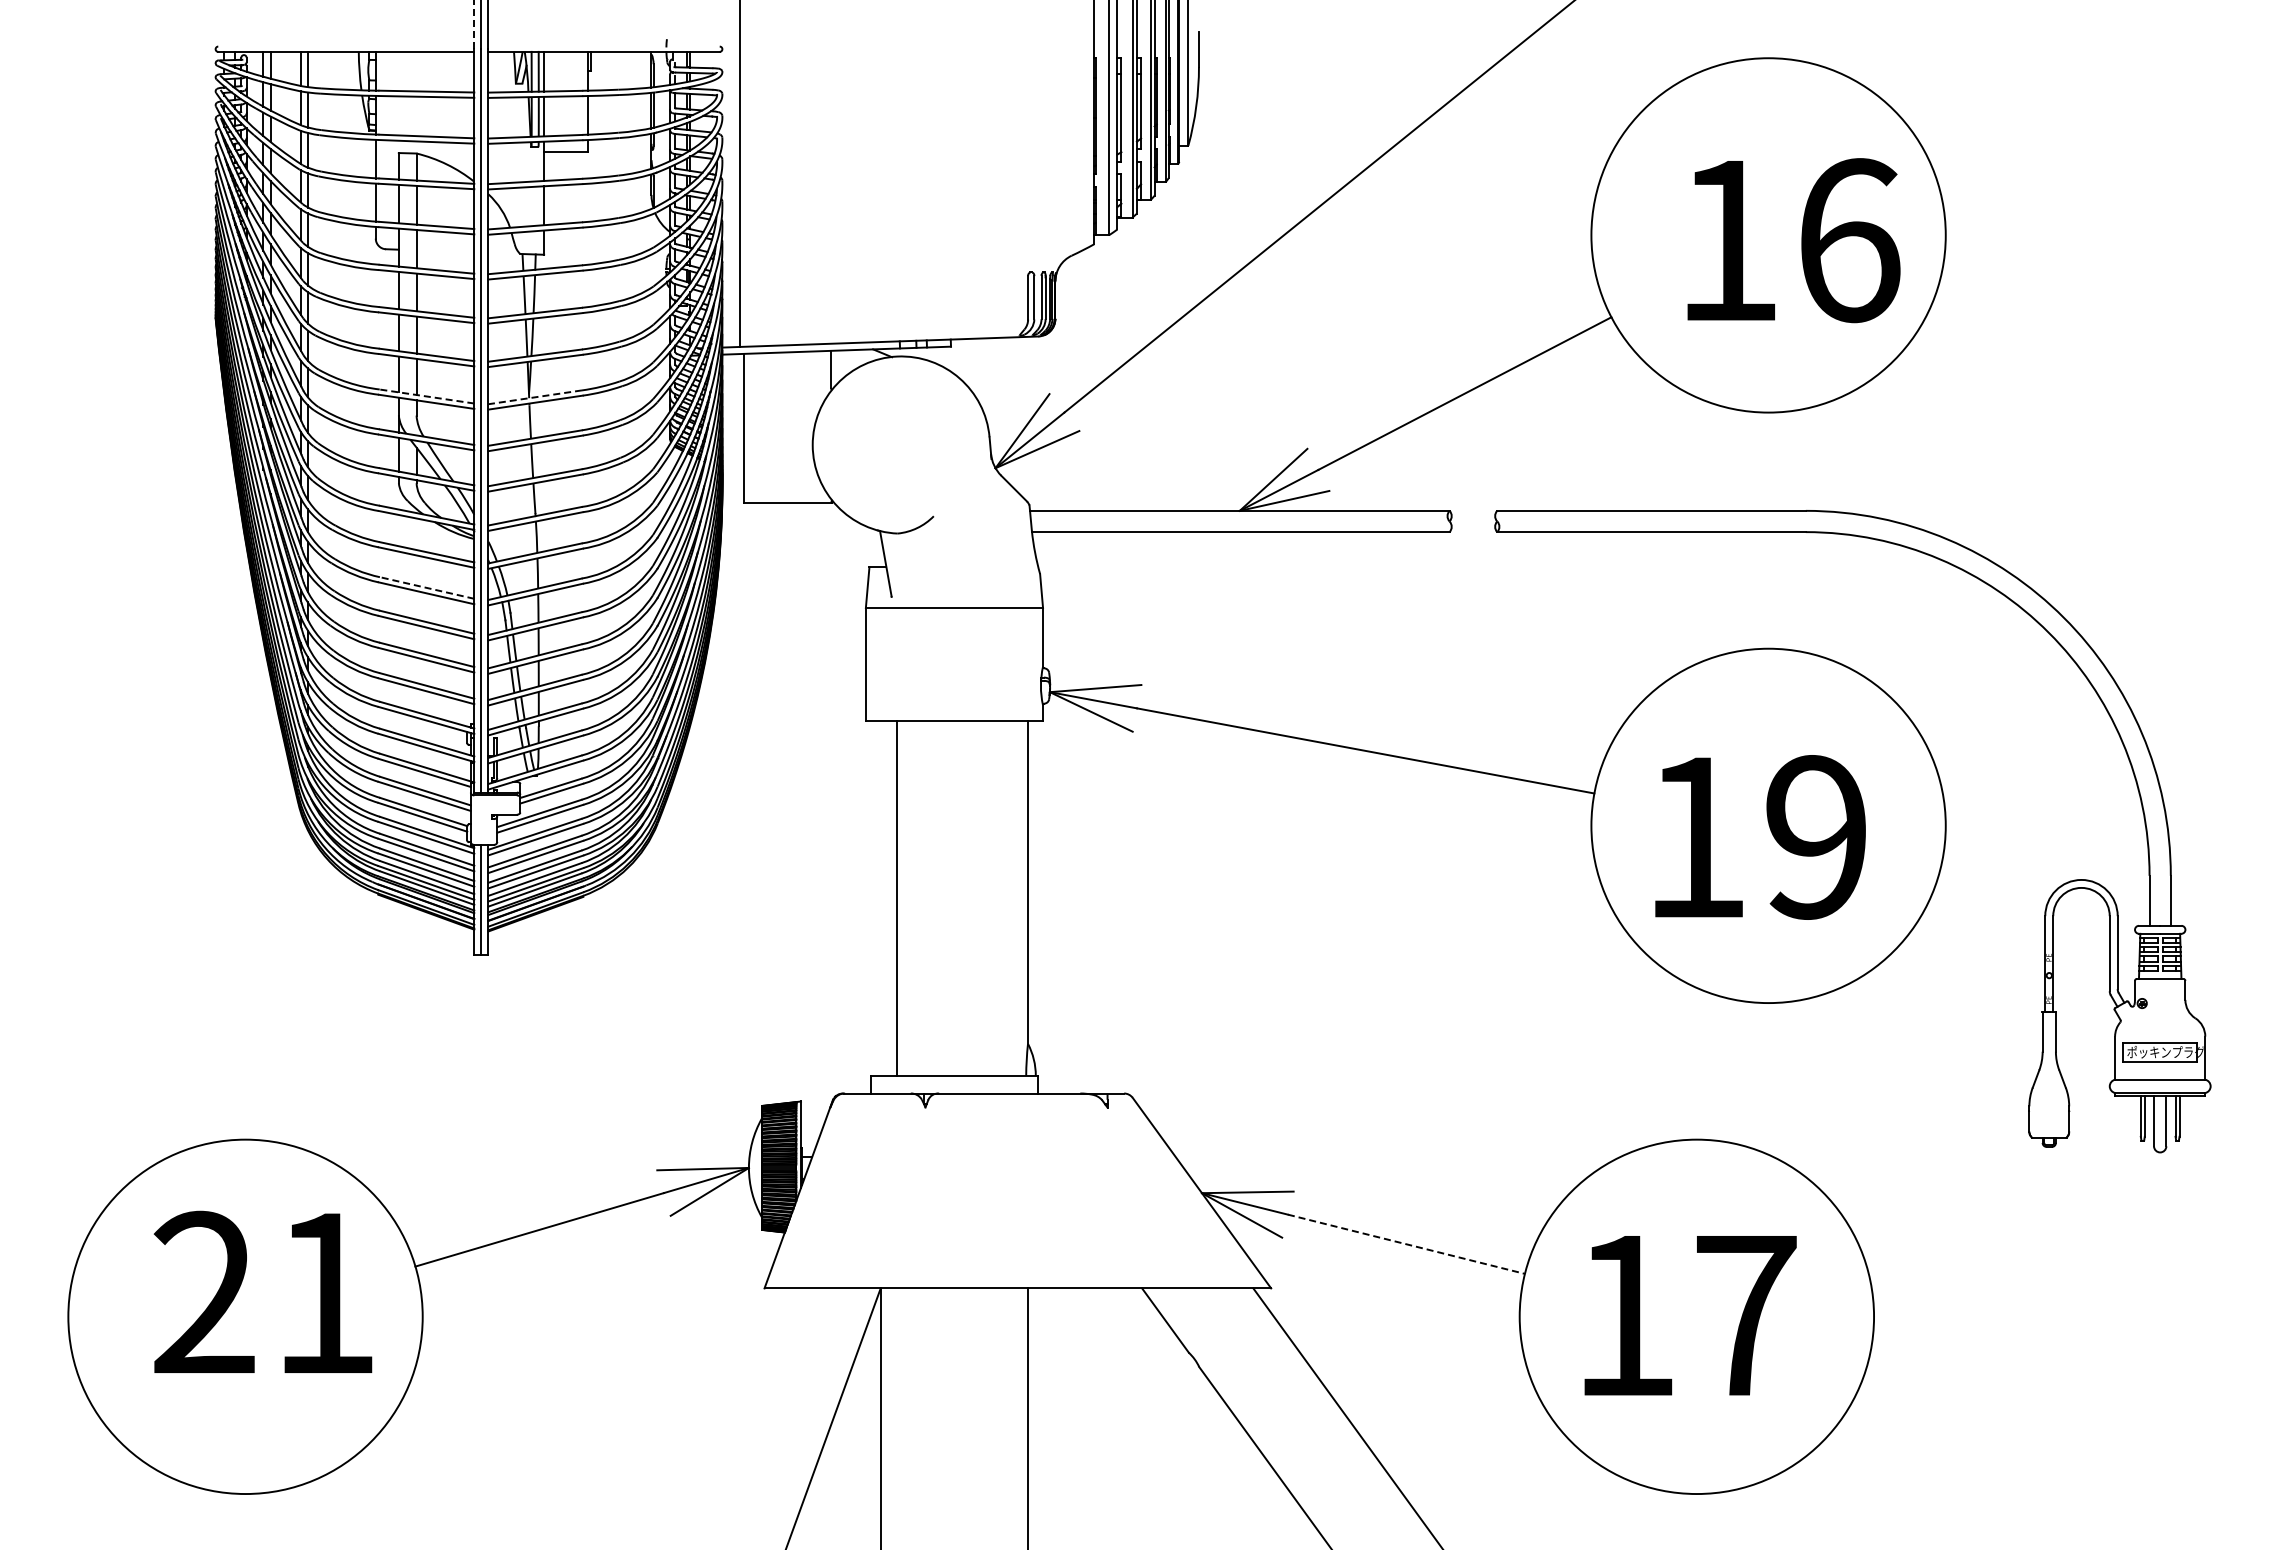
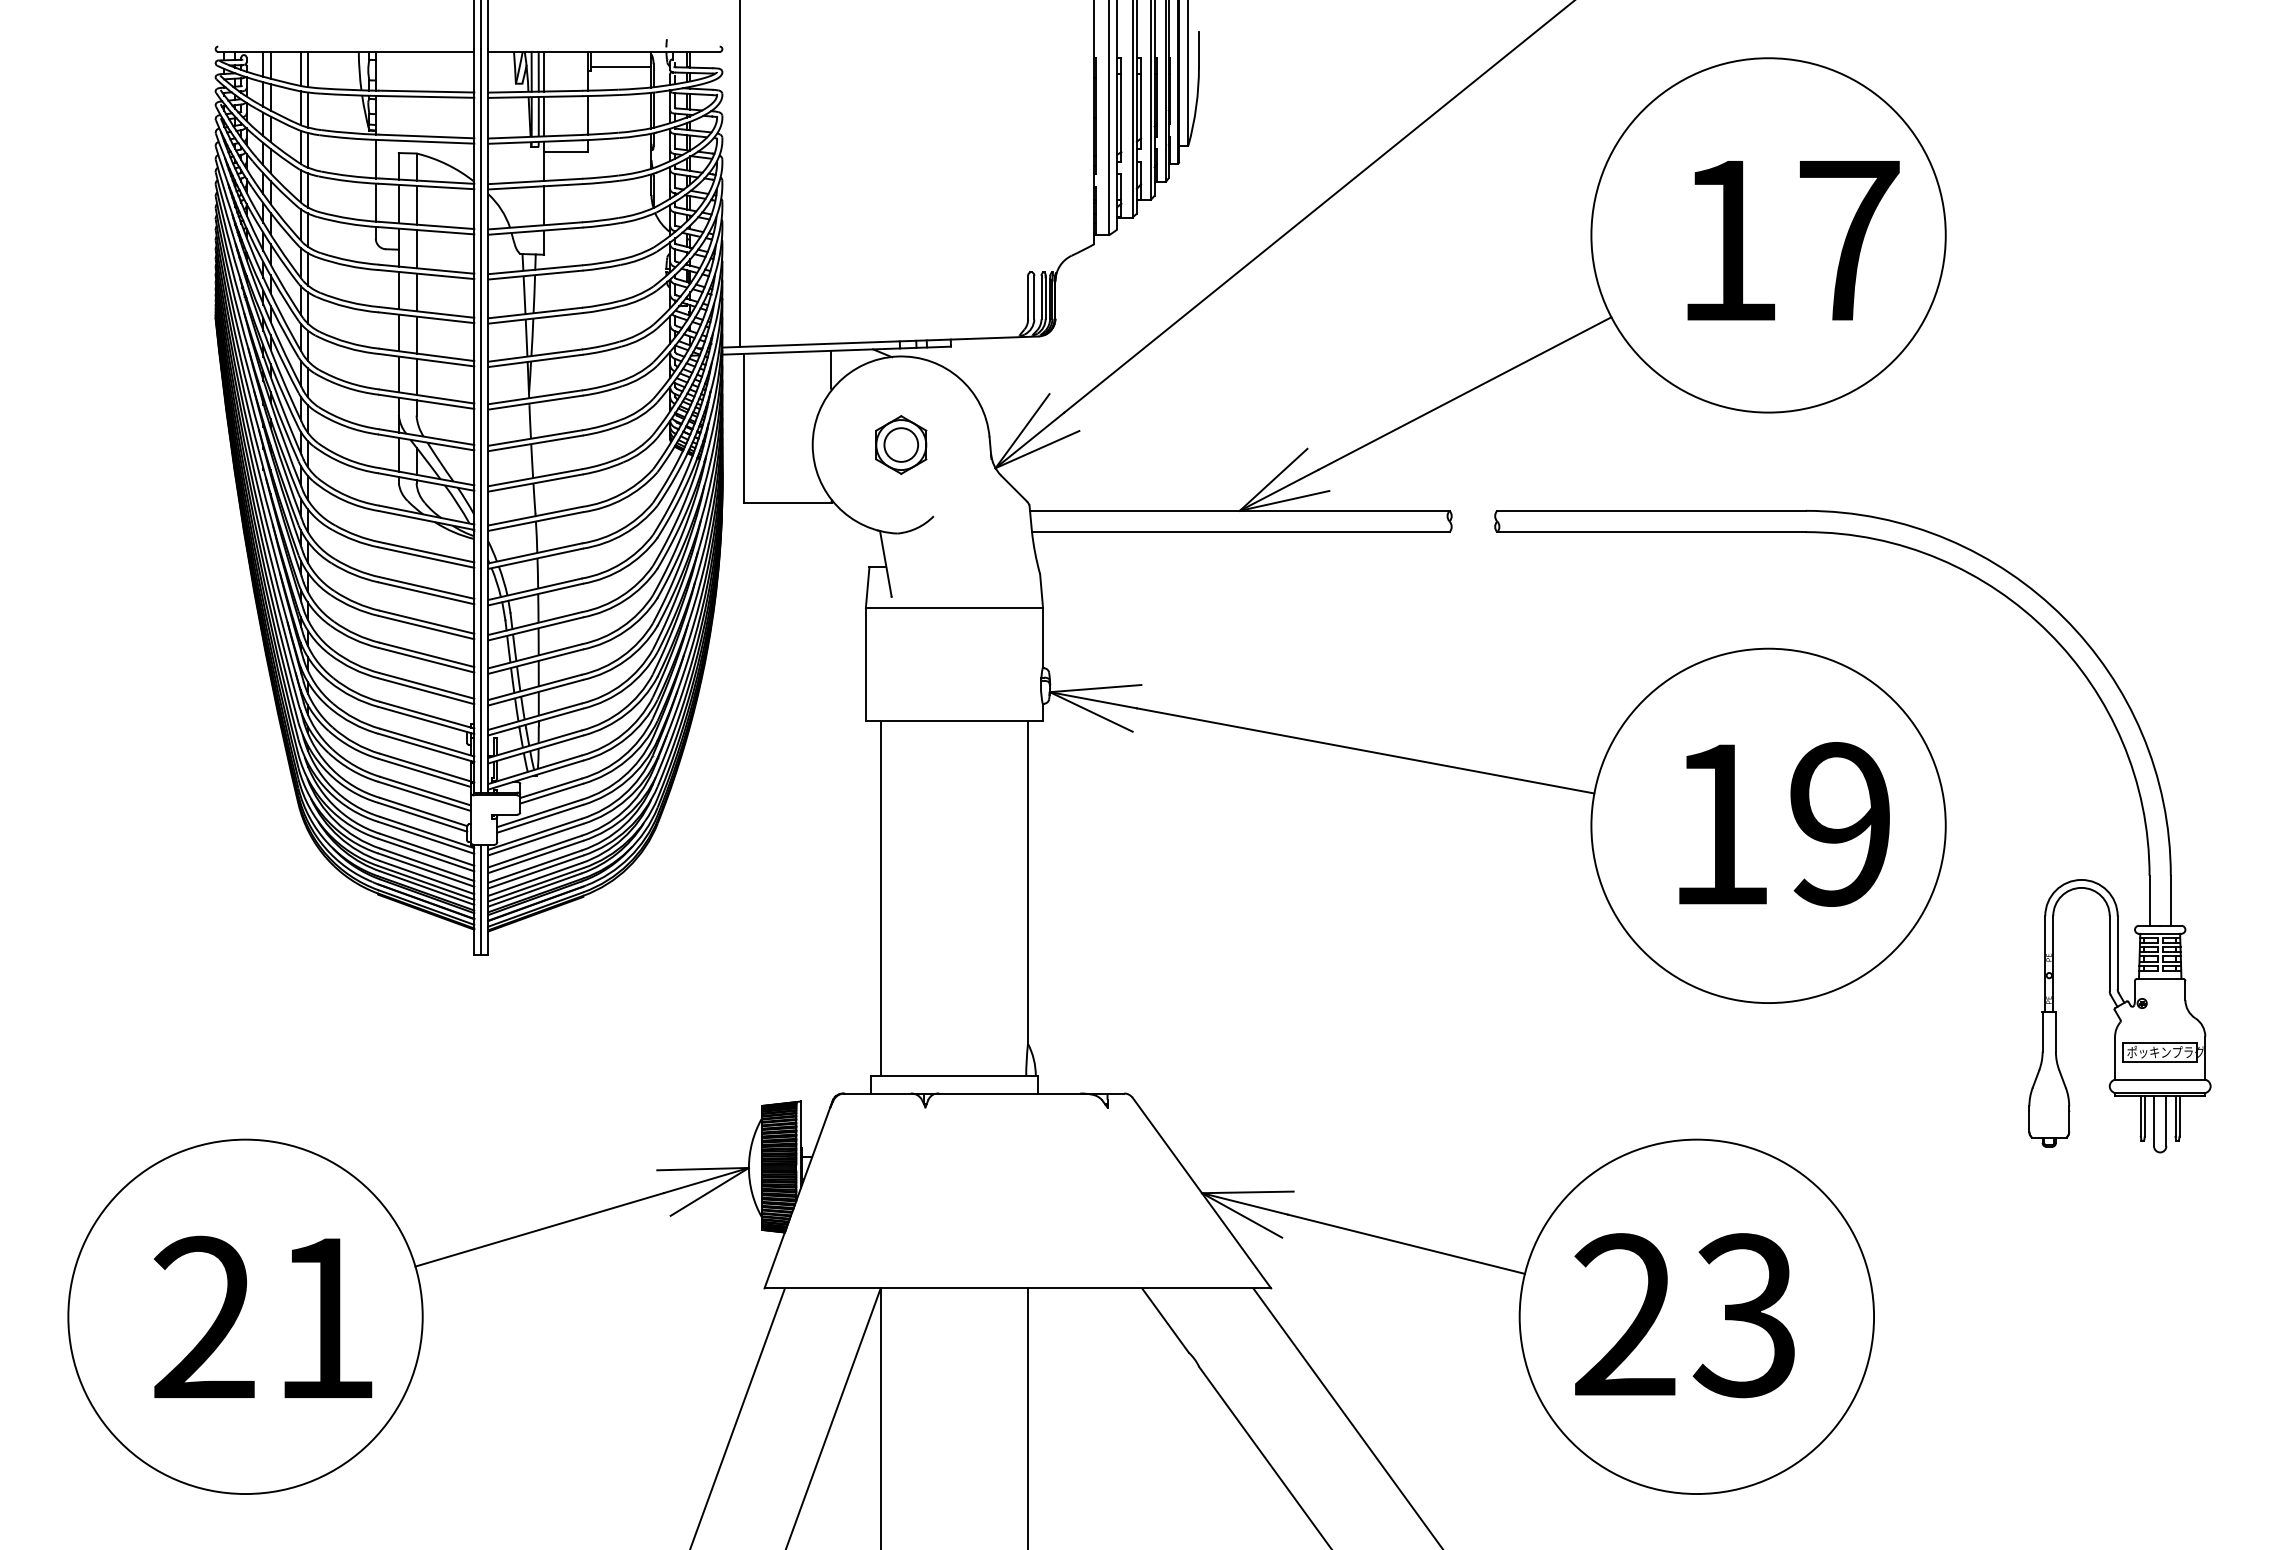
line: dashed -> solid (474, 24)
line: none -> present (621, 66)
text: 16 -> 17 (1849, 240)
line: dashed -> solid (427, 396)
line: dashed -> solid (534, 397)
part: none -> present (901, 444)
line: dashed -> solid (426, 587)
text position: (1760, 837) -> (1784, 824) (1784, 824)
line position: (896, 898) -> (880, 898) (880, 898)
line: dashed -> solid (1406, 1244)
text position: (262, 1291) -> (262, 1316) (262, 1316)
text: 17 -> 23 (1685, 1315)
line: none -> present (737, 1417)
